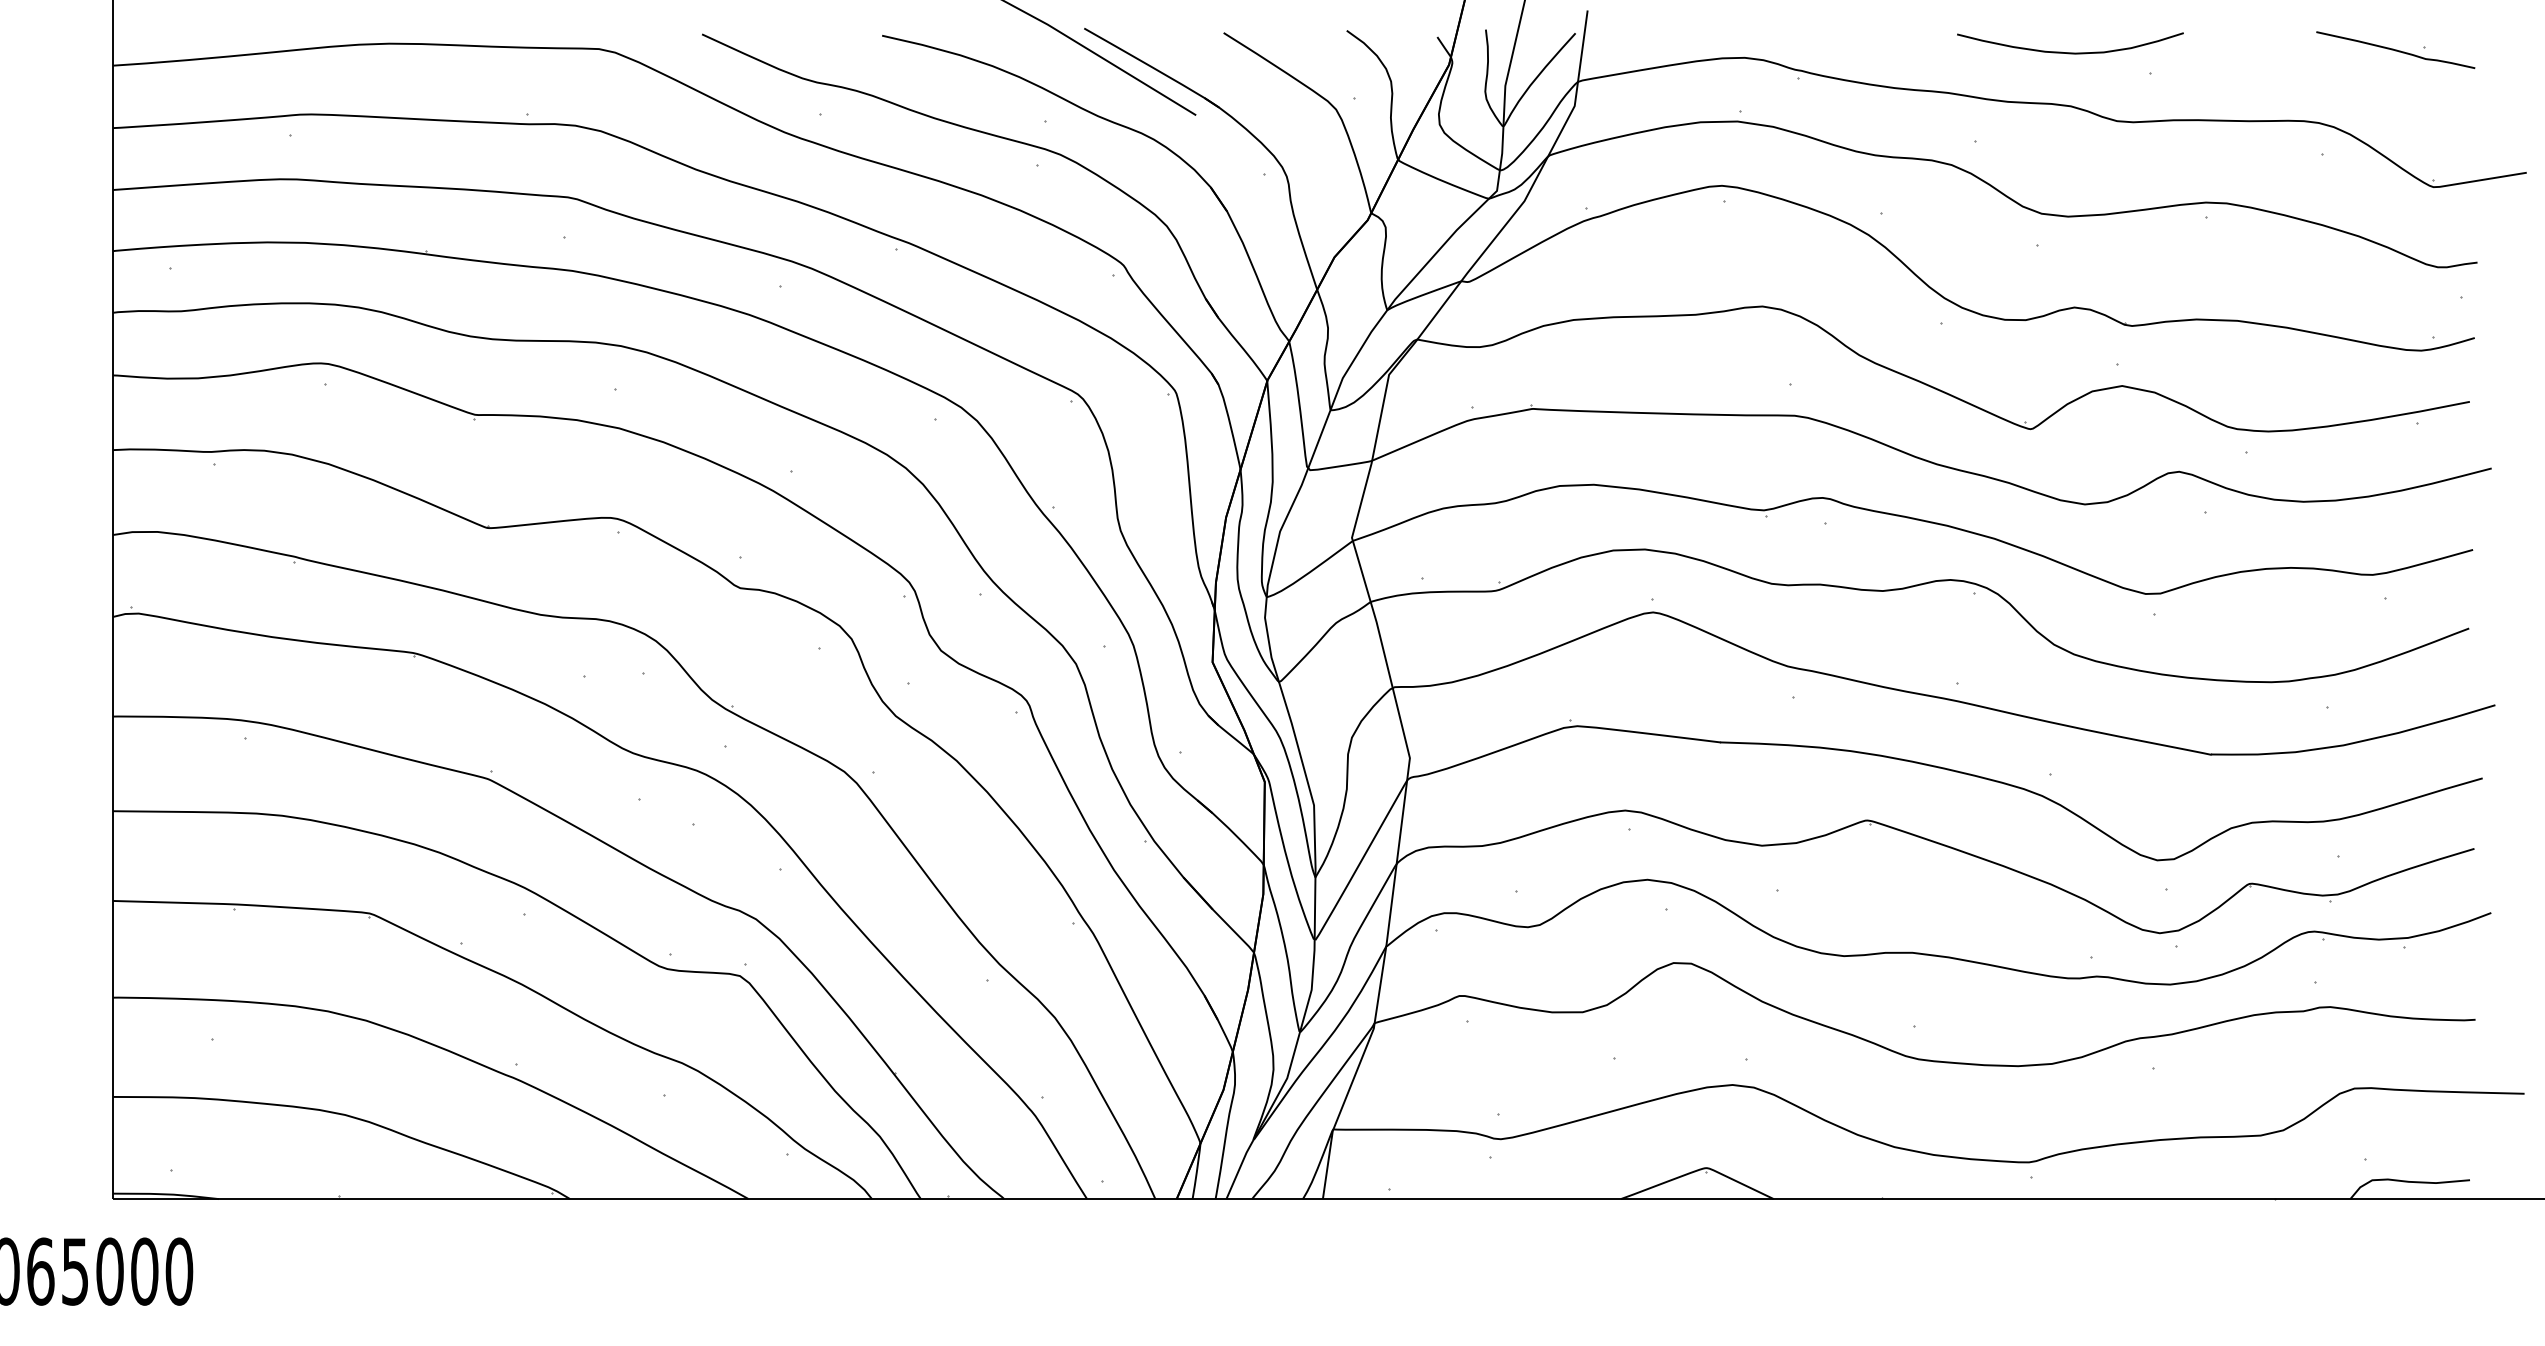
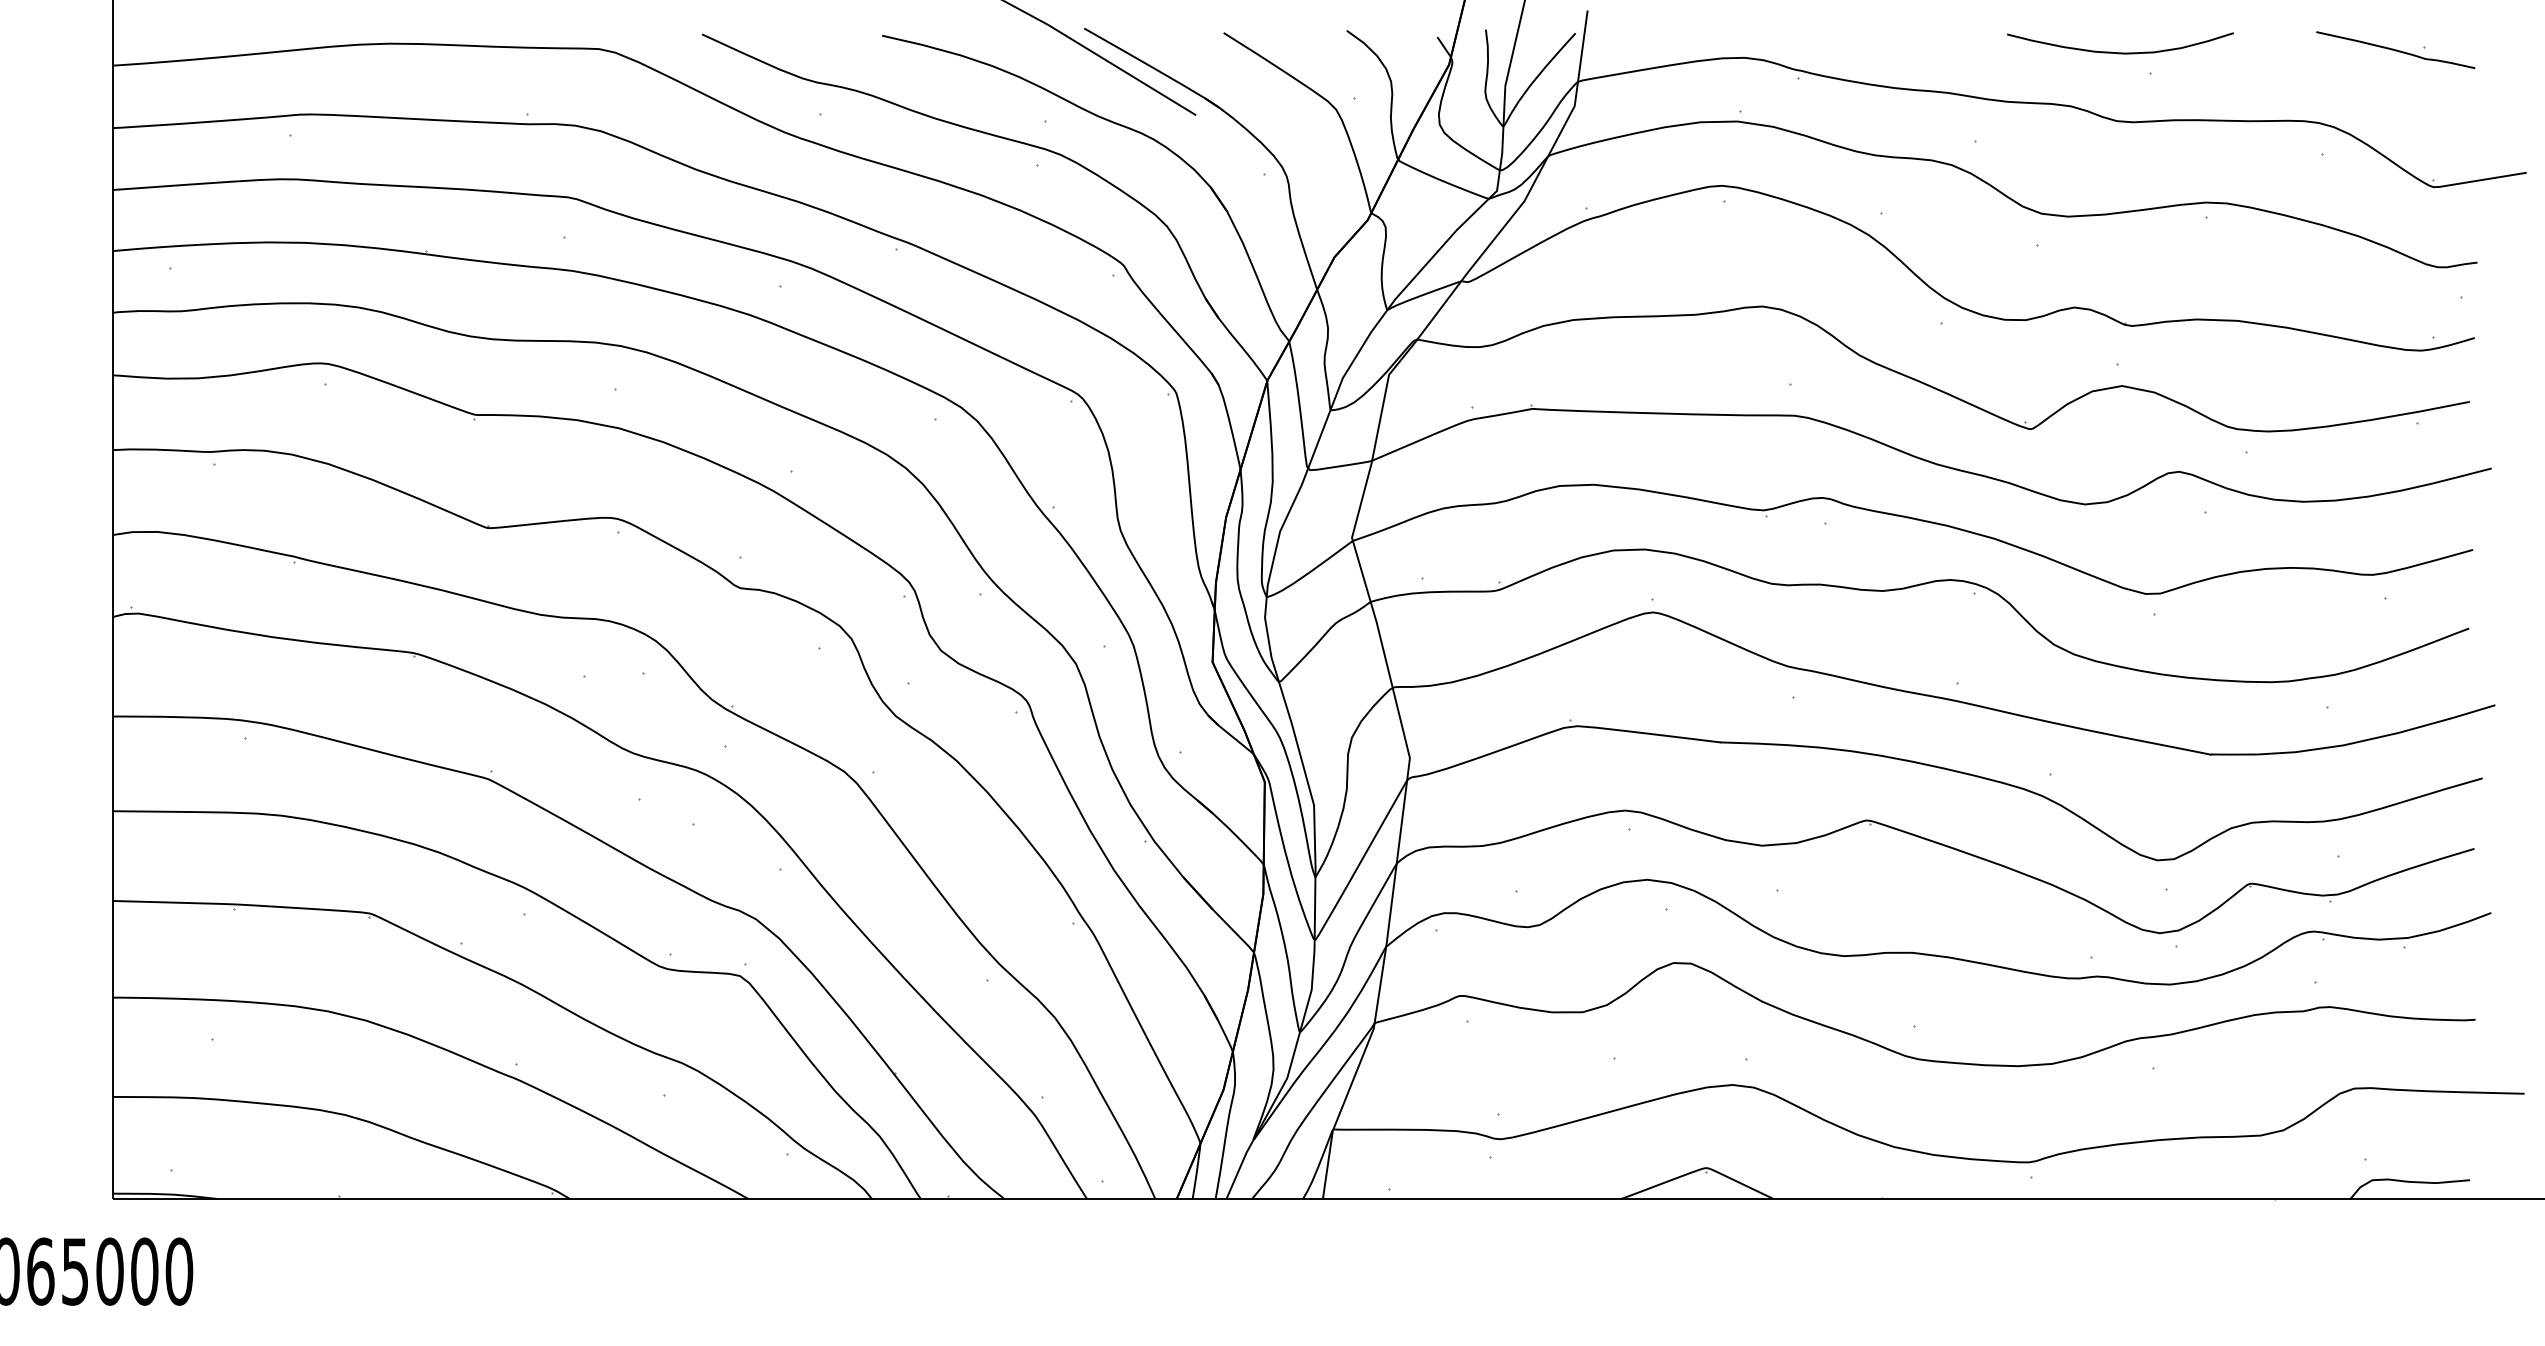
curve position: (2070, 52) -> (2120, 52) (2120, 52)
